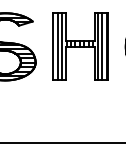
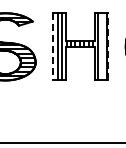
line: solid -> dashed (53, 46)
line: present -> none (102, 46)
line: solid -> dashed (108, 46)
